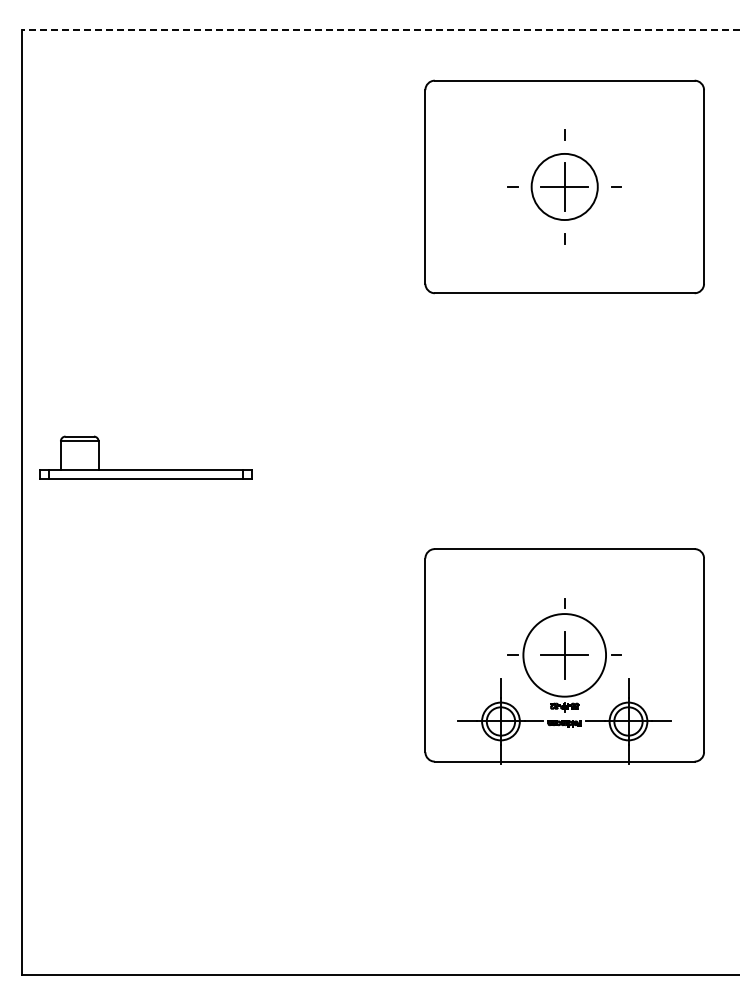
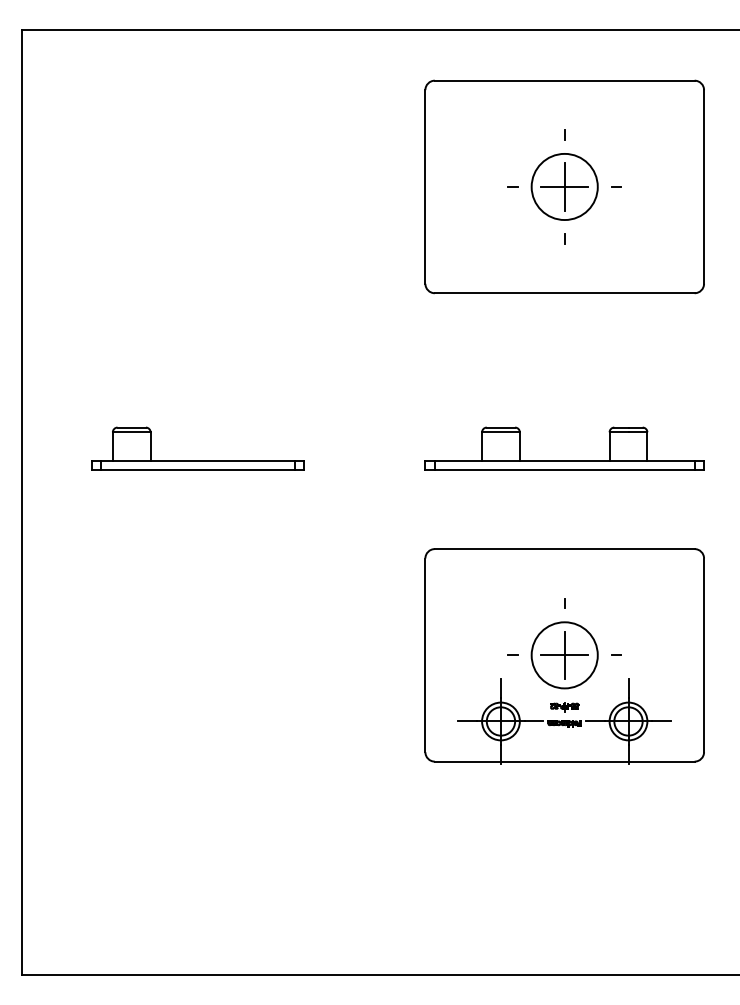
line: dashed -> solid (380, 30)
part: none -> present (564, 460)
part position: (145, 469) -> (197, 460) (197, 460)
circle diameter: 83 px -> 66 px (564, 655)
